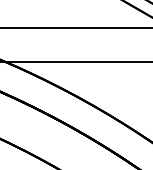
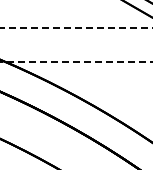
line: solid -> dashed (76, 27)
line: solid -> dashed (77, 61)
